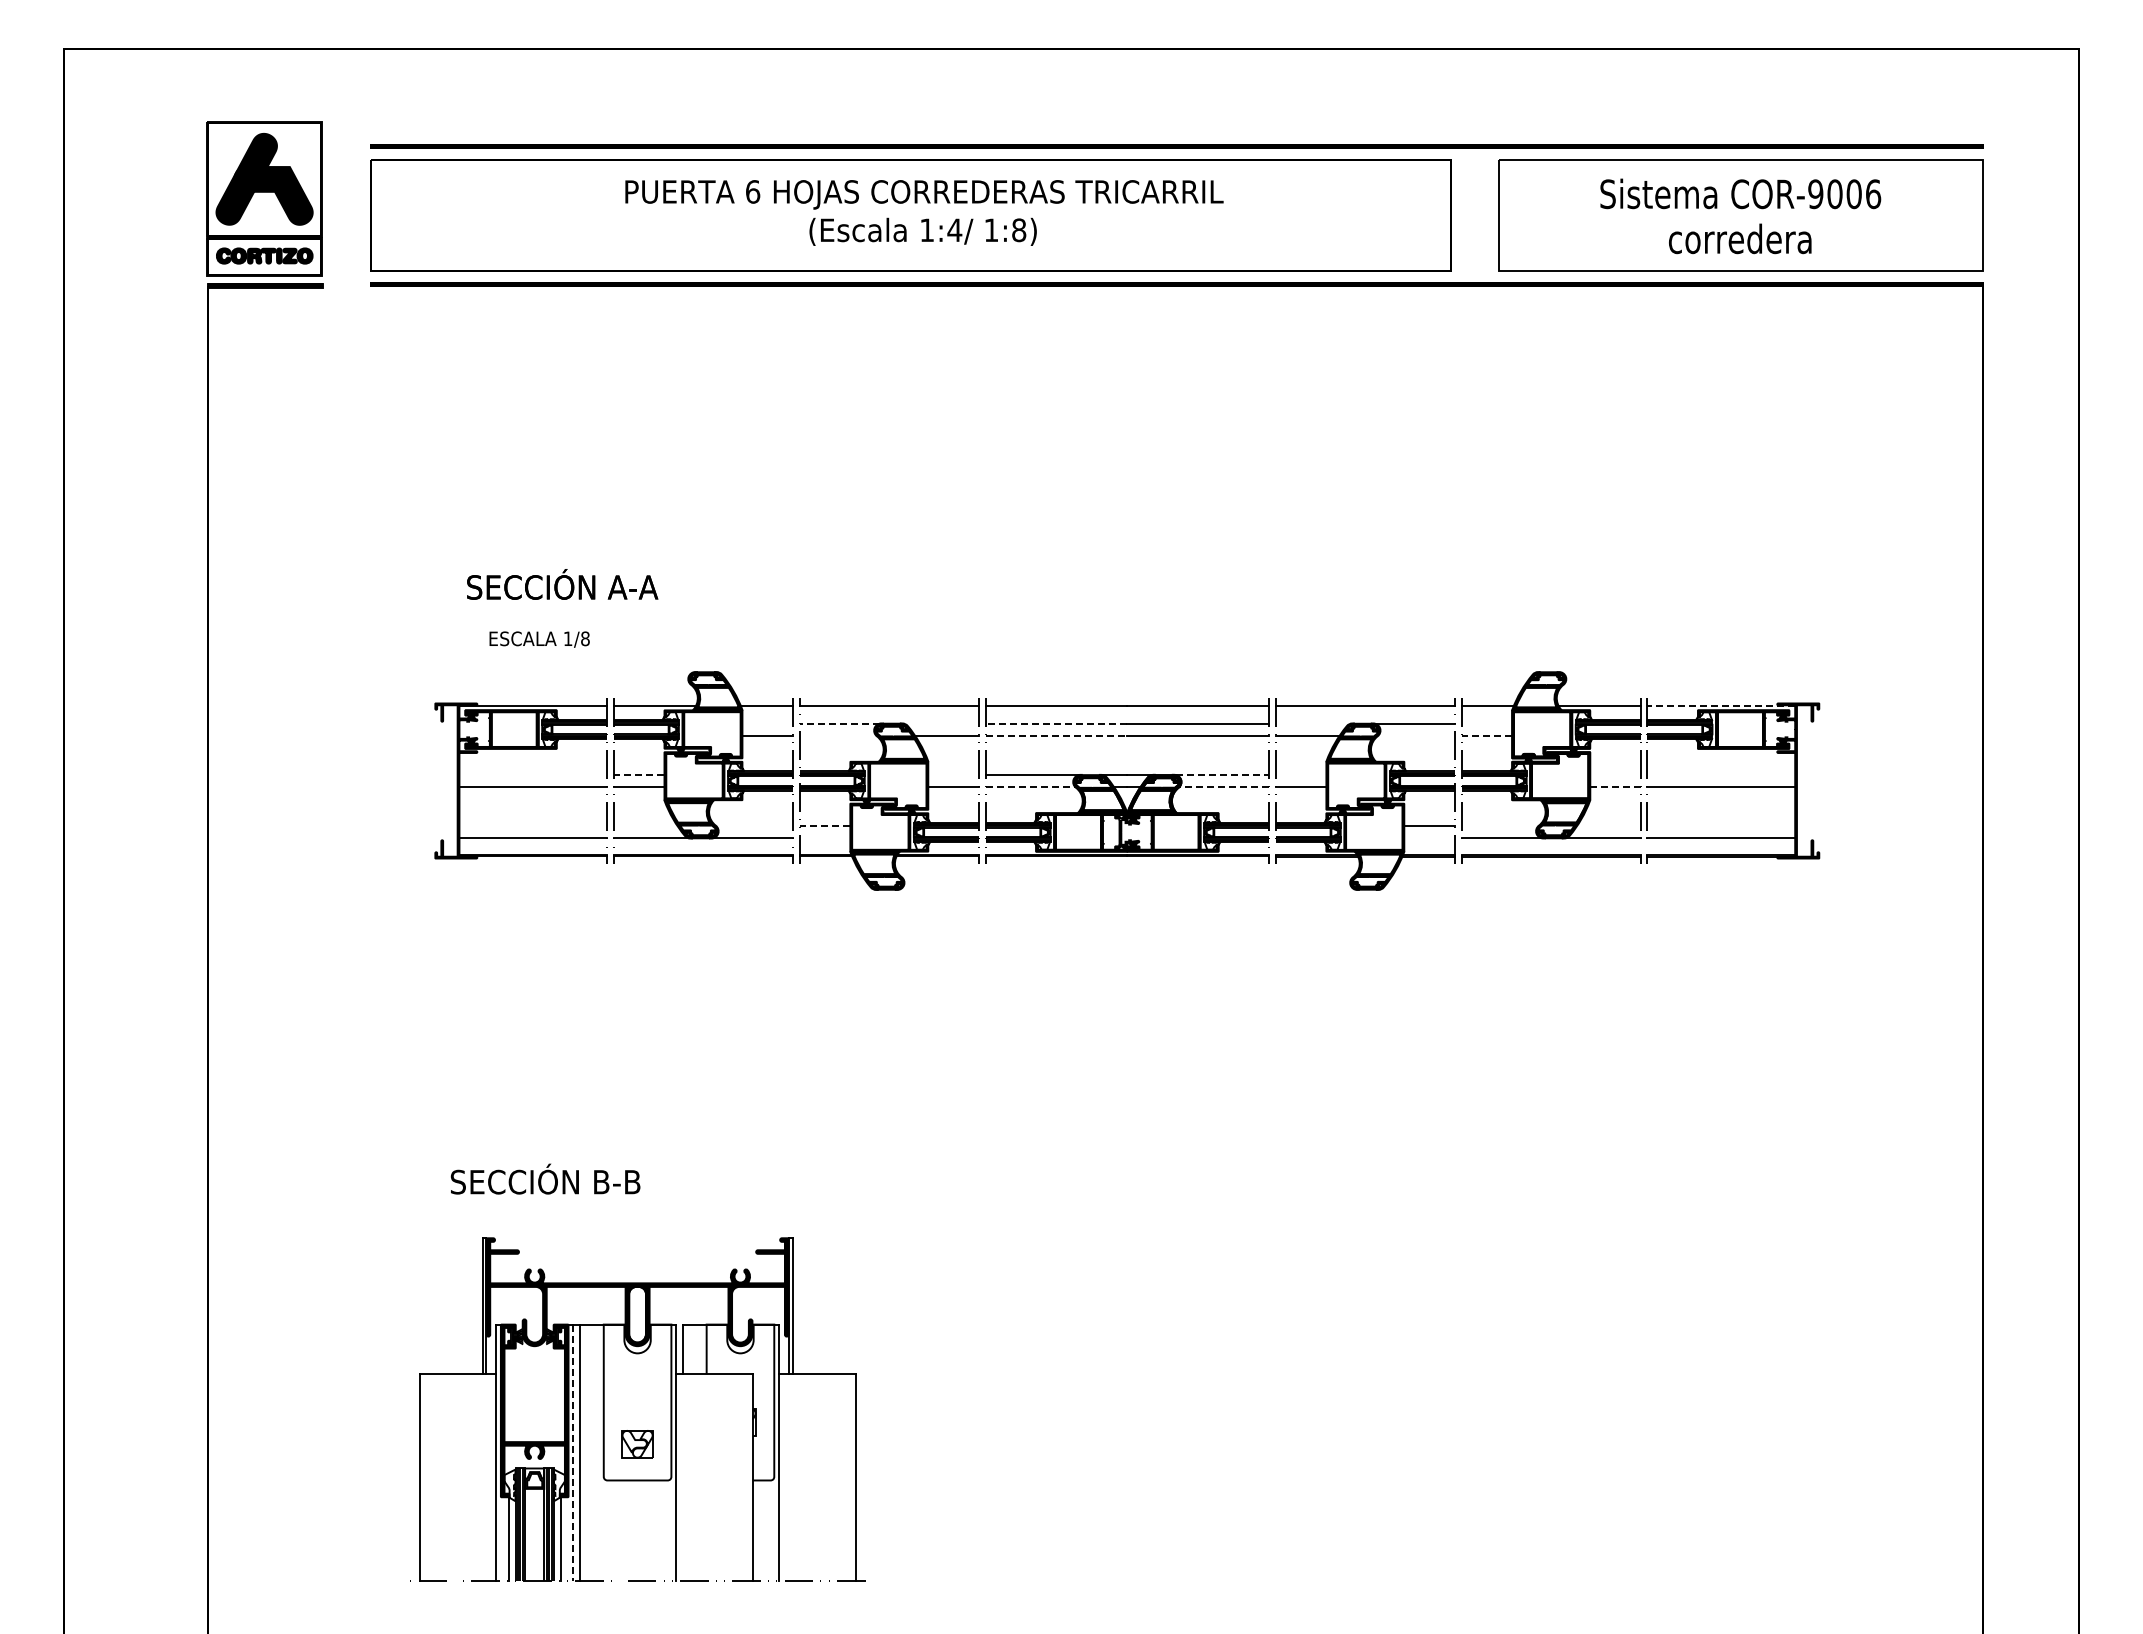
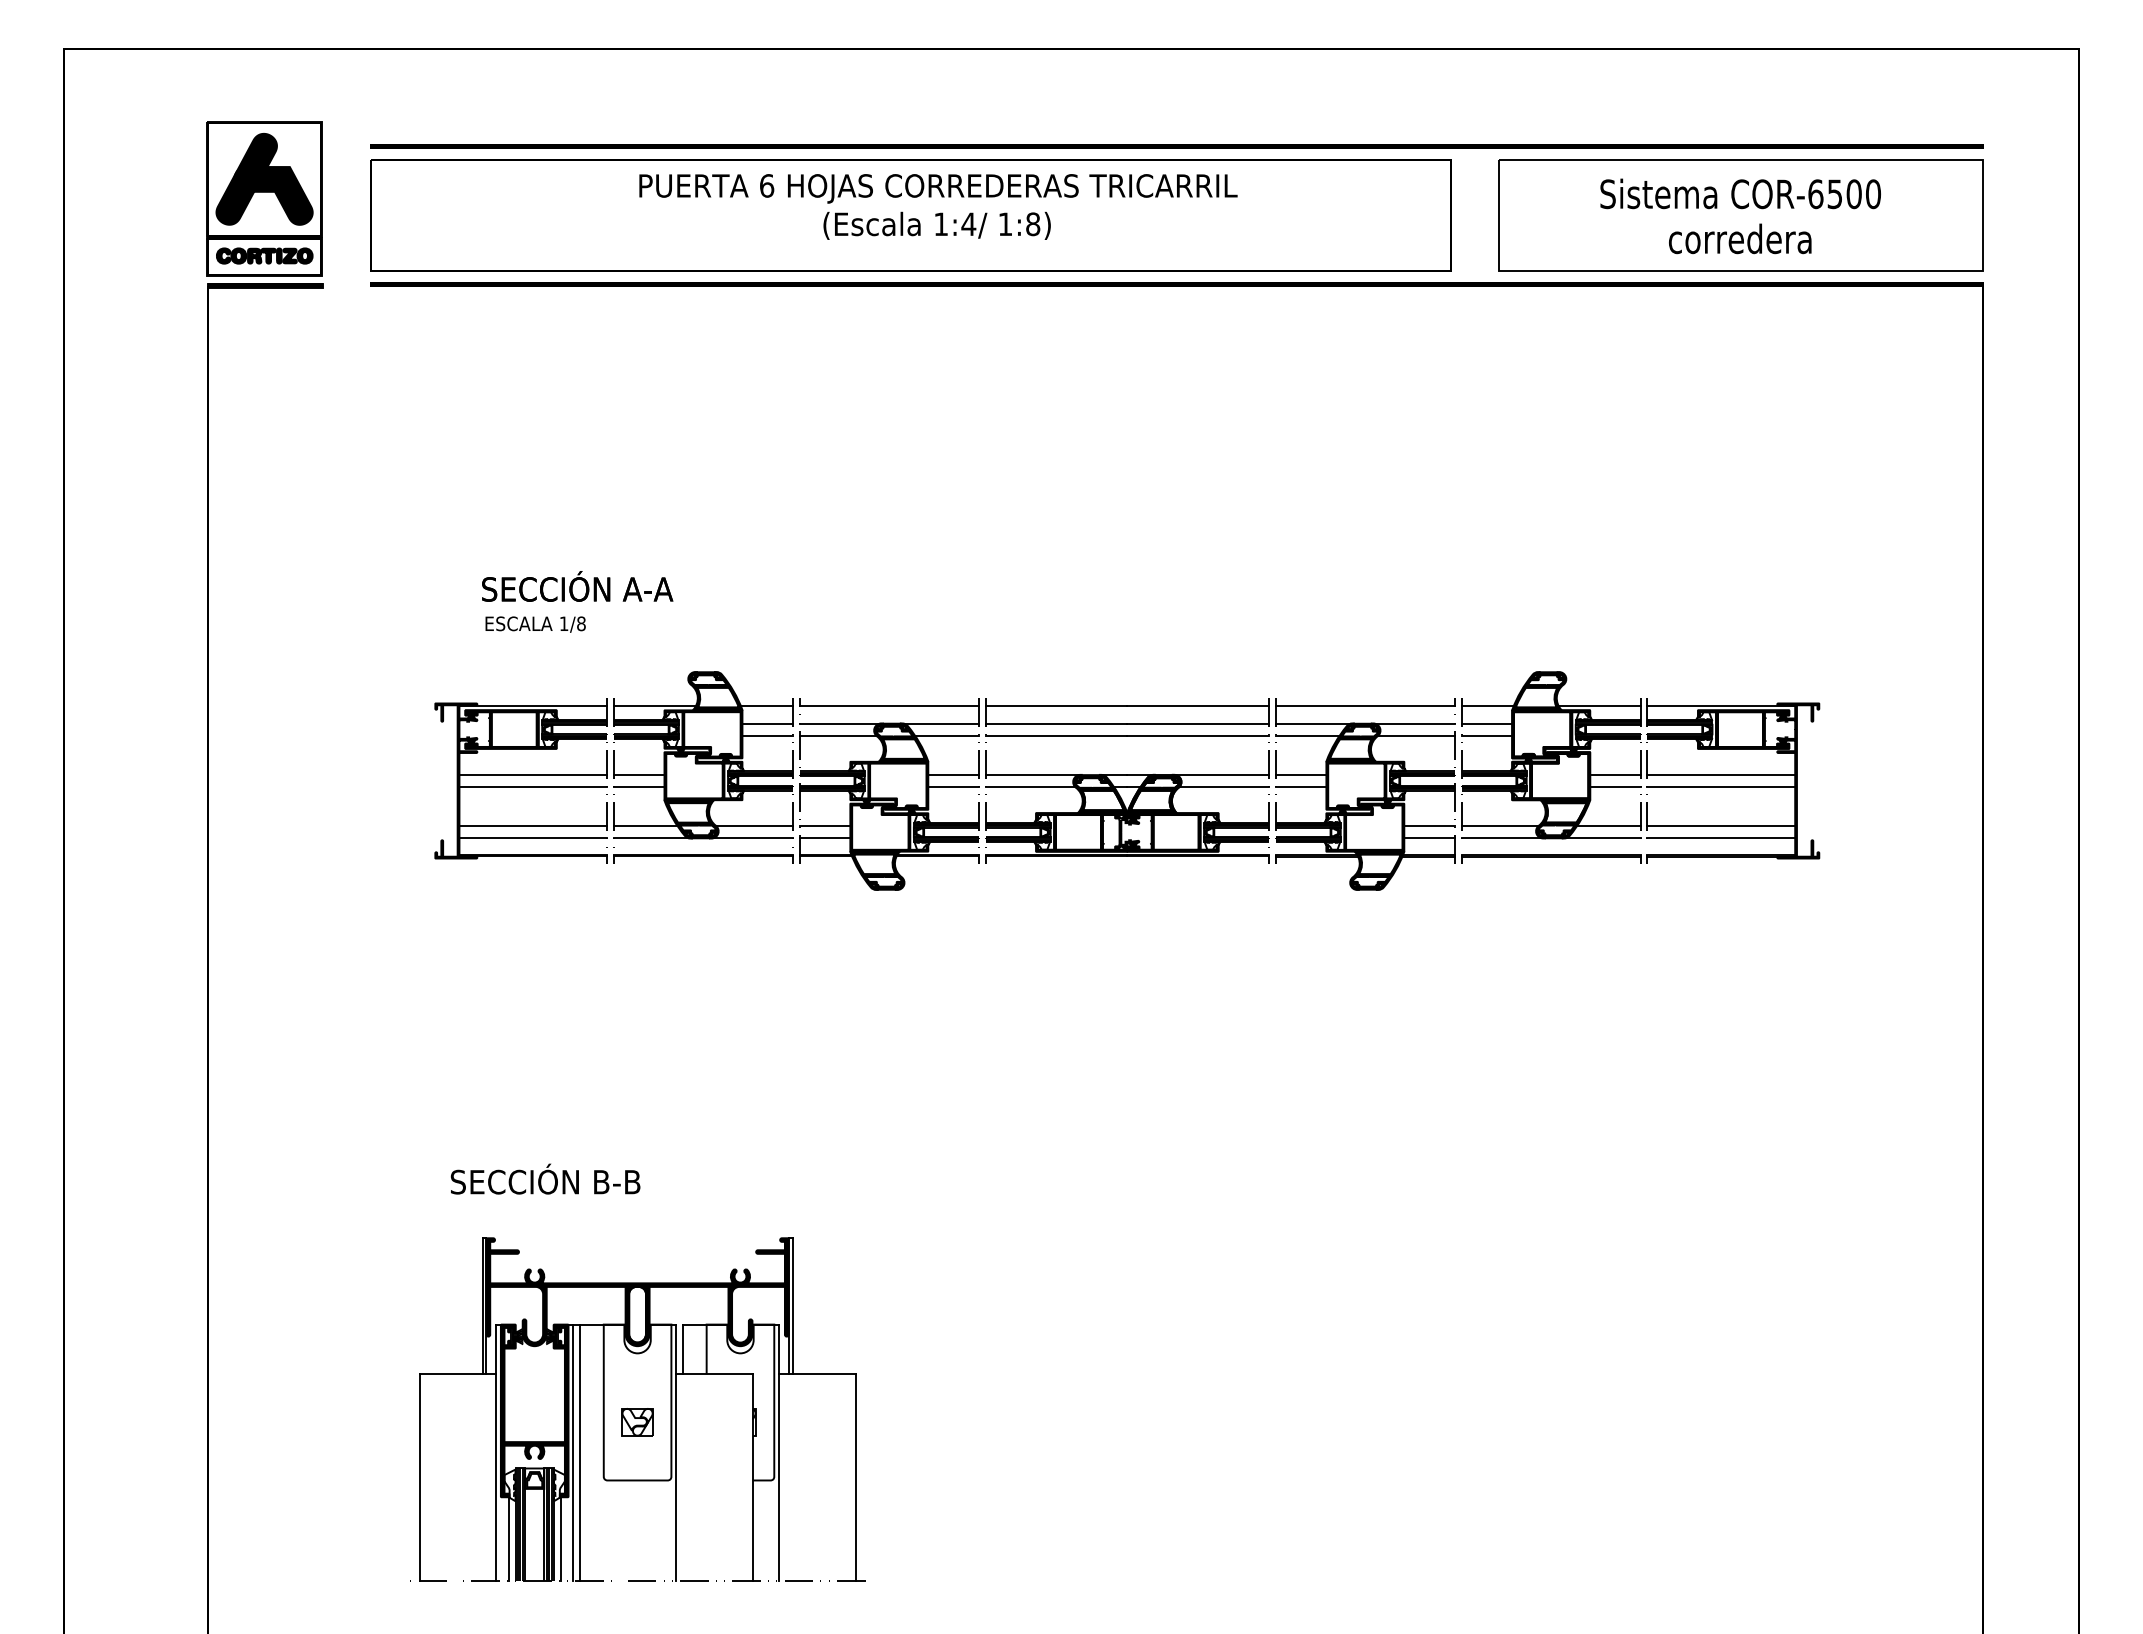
text: COR-9006 -> COR-6500 (1844, 194)
text position: (924, 212) -> (938, 206) (938, 206)
text position: (562, 584) -> (577, 586) (577, 586)
text position: (539, 639) -> (535, 624) (535, 624)
line: dashed -> solid (1721, 705)
line: none -> present (767, 723)
line: dashed -> solid (839, 723)
line: none -> present (940, 723)
line: dashed -> solid (1056, 723)
line: none -> present (1313, 723)
line: none -> present (1486, 723)
line: none -> present (837, 735)
line: dashed -> solid (1056, 735)
line: none -> present (1416, 735)
line: dashed -> solid (1486, 735)
line: none -> present (1300, 774)
line: none -> present (1615, 774)
line: none -> present (1721, 774)
line: none -> present (533, 775)
line: dashed -> solid (638, 775)
line: none -> present (953, 775)
line: dashed -> solid (1222, 775)
line: dashed -> solid (1614, 786)
line: dashed -> solid (1030, 787)
line: dashed -> solid (1224, 787)
line: none -> present (533, 826)
line: none -> present (645, 826)
line: none -> present (754, 826)
line: dashed -> solid (824, 826)
line: none -> present (1499, 826)
line: none -> present (1608, 826)
line: none -> present (1721, 826)
line: none -> present (824, 838)
line: none -> present (1429, 838)
part position: (637, 1444) -> (637, 1422) (637, 1422)
line: dashed -> solid (573, 1453)
